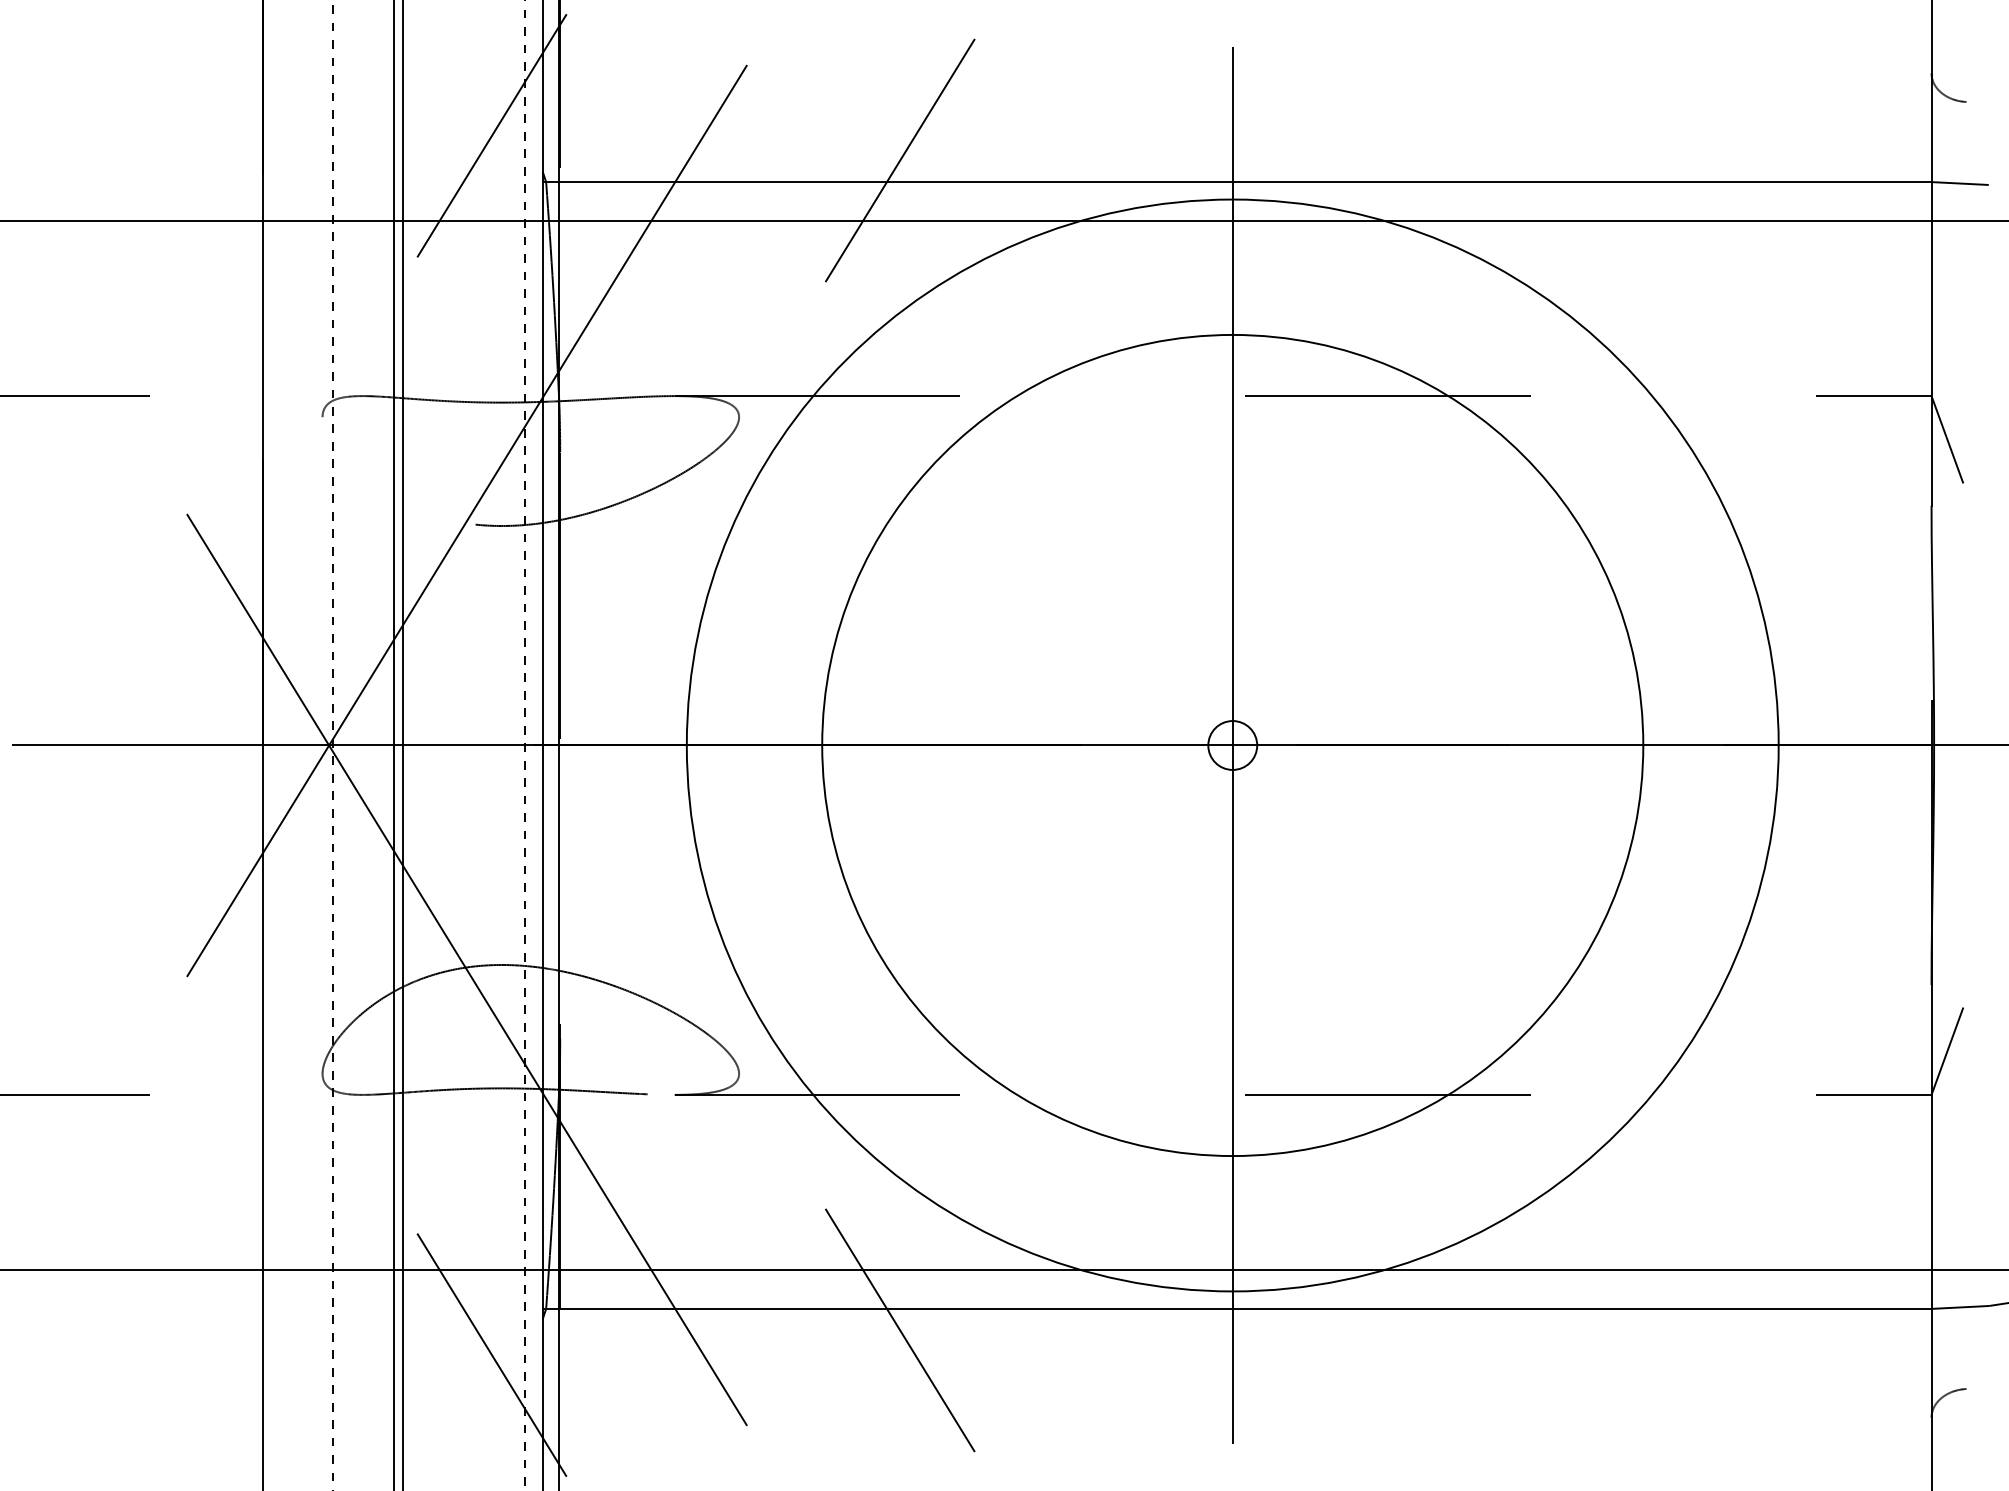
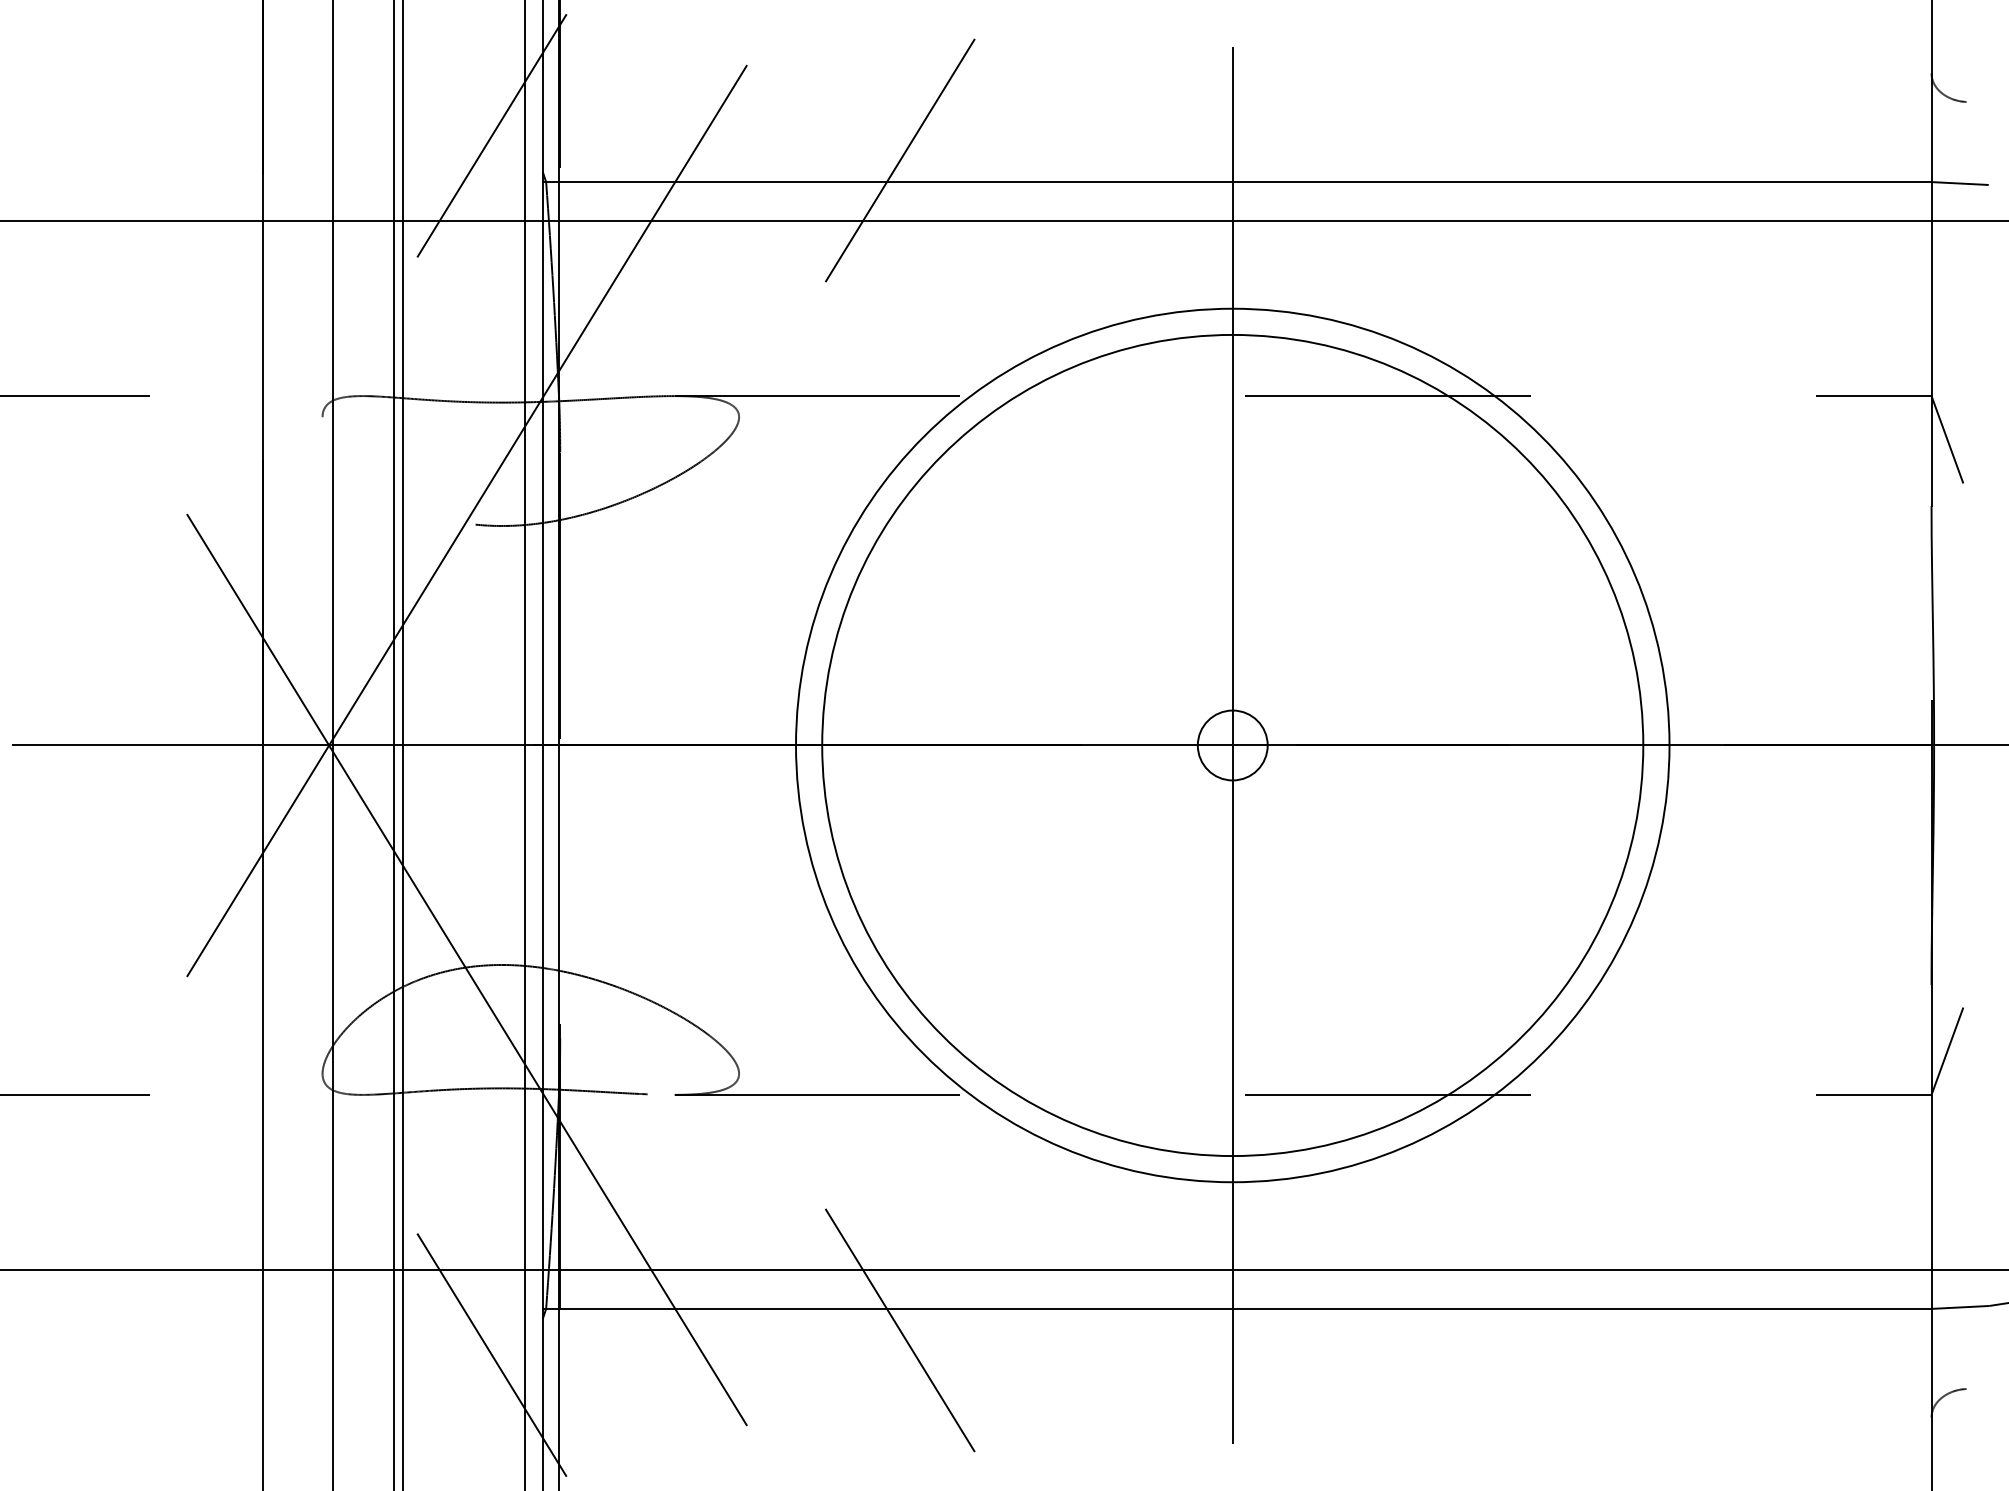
line: dashed -> solid (333, 745)
line: dashed -> solid (525, 745)
circle diameter: 1092 px -> 873 px (1232, 745)
circle diameter: 49 px -> 70 px (1232, 745)
